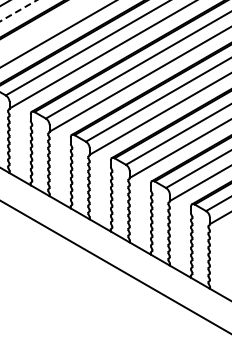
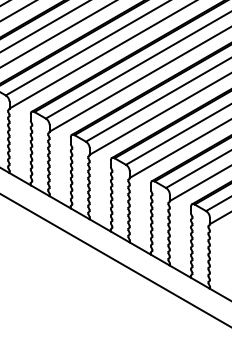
line: dashed -> solid (18, 10)
line: none -> present (44, 26)
line position: (115, 267) -> (115, 260) (115, 260)
